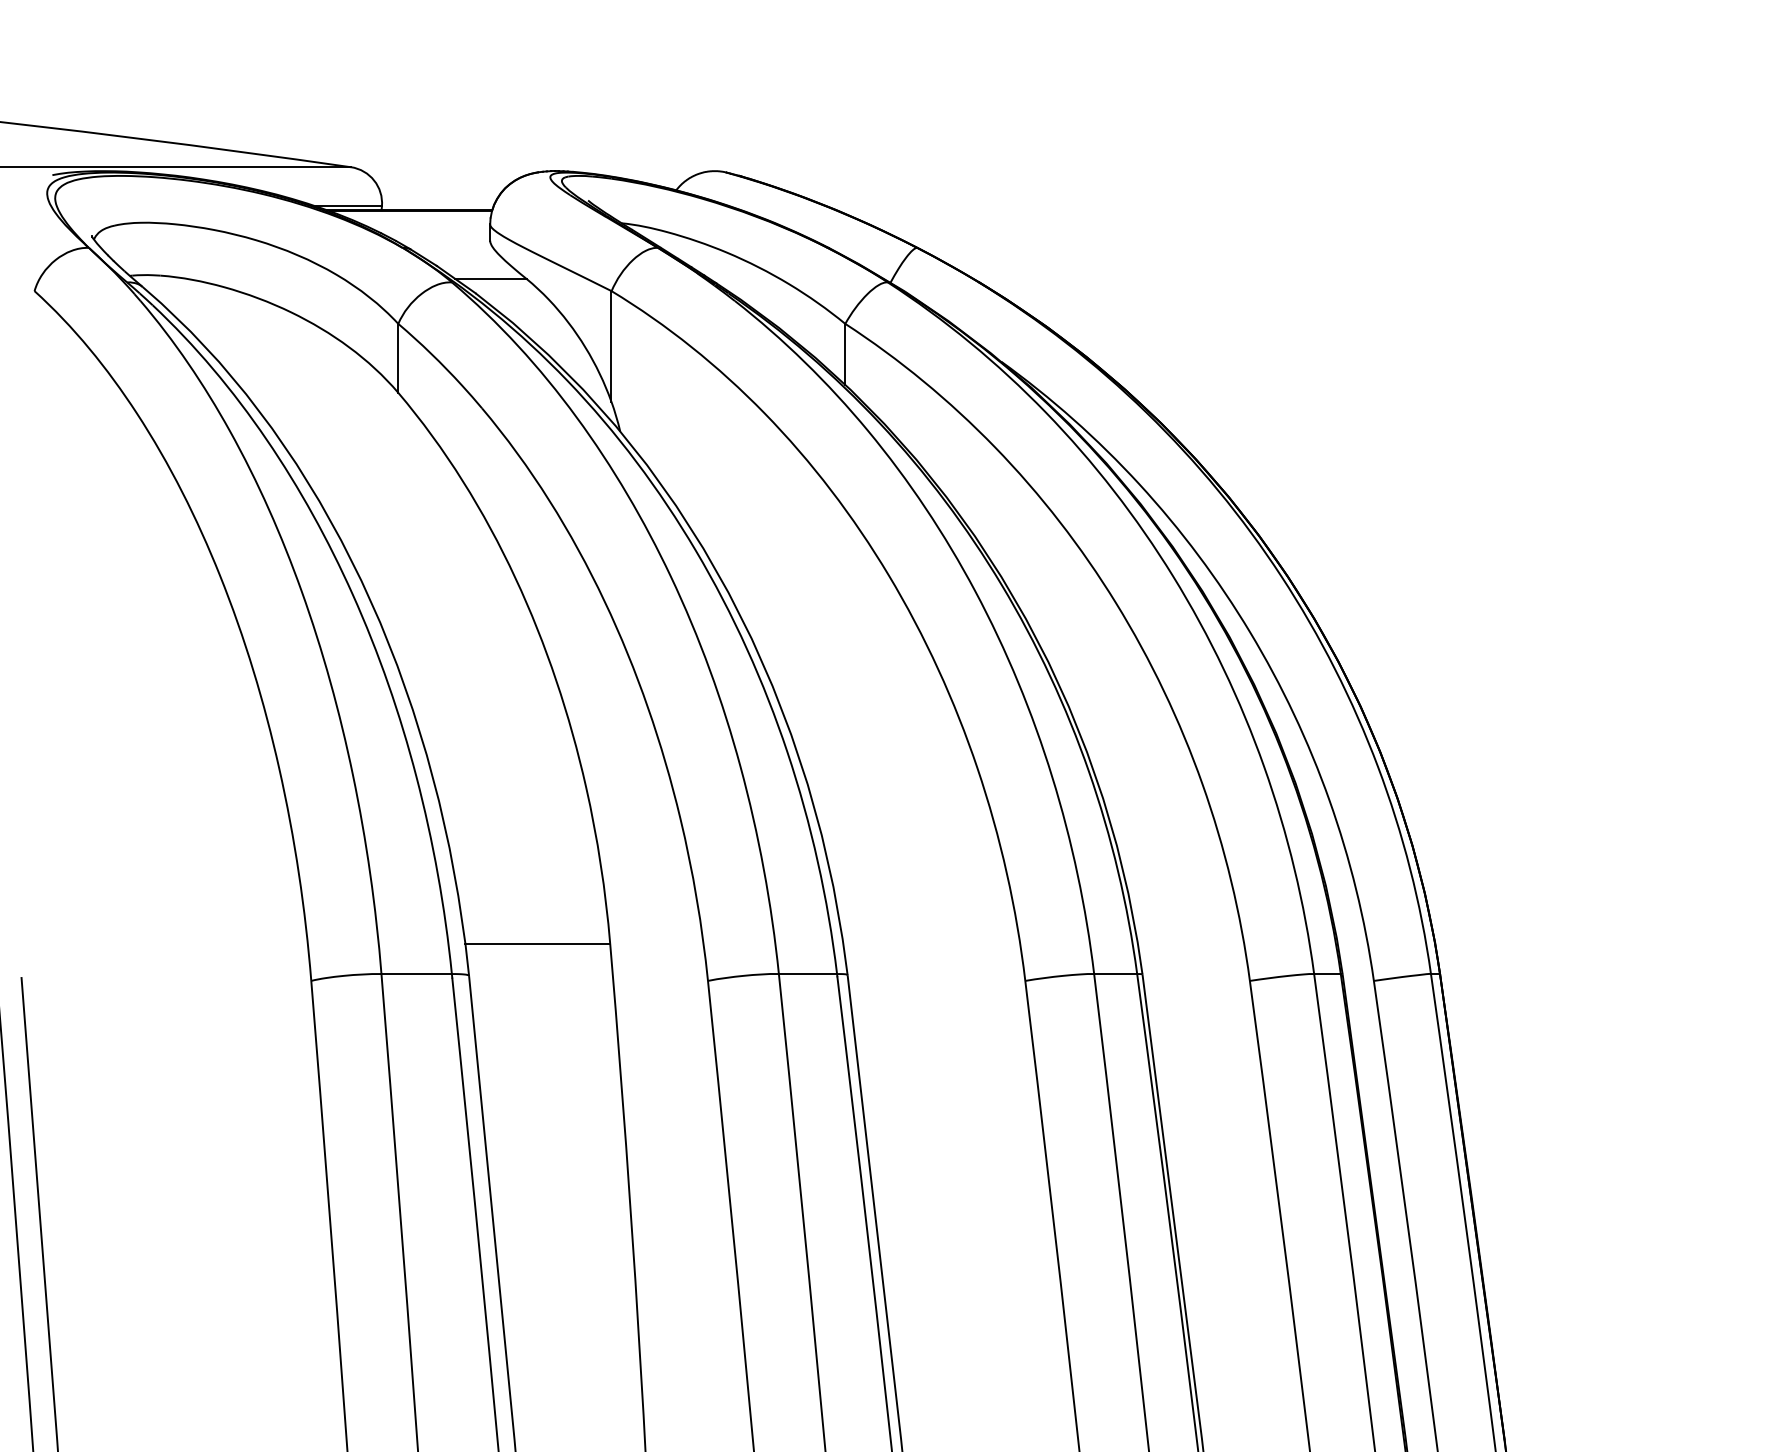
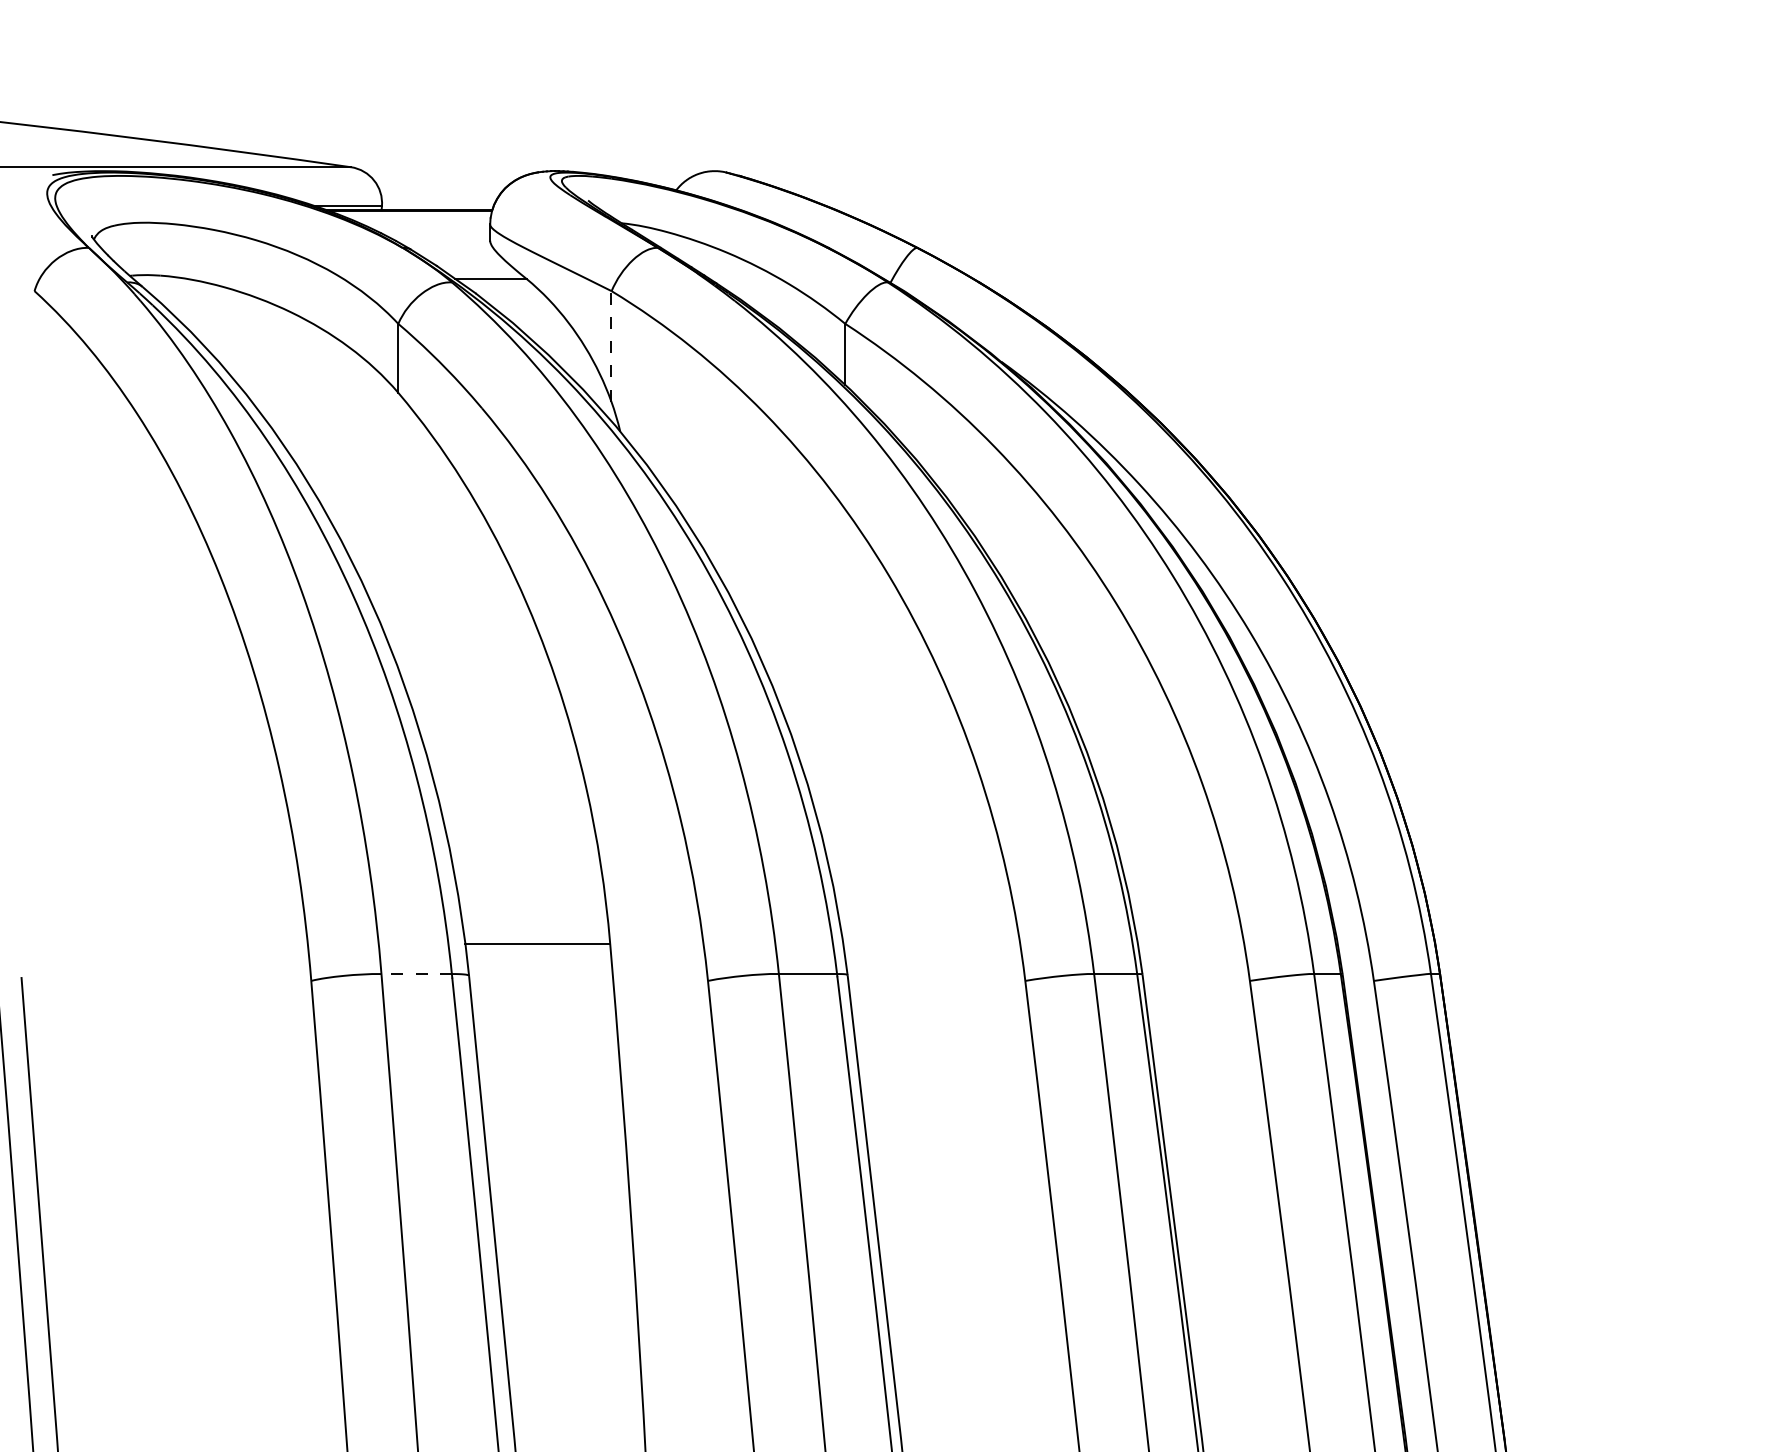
line: solid -> dashed (611, 345)
line: solid -> dashed (416, 974)
